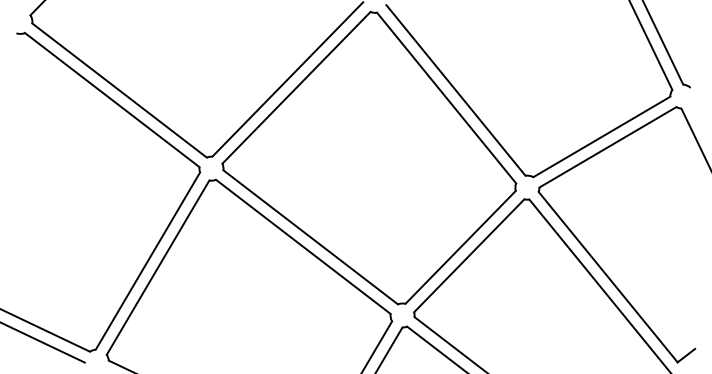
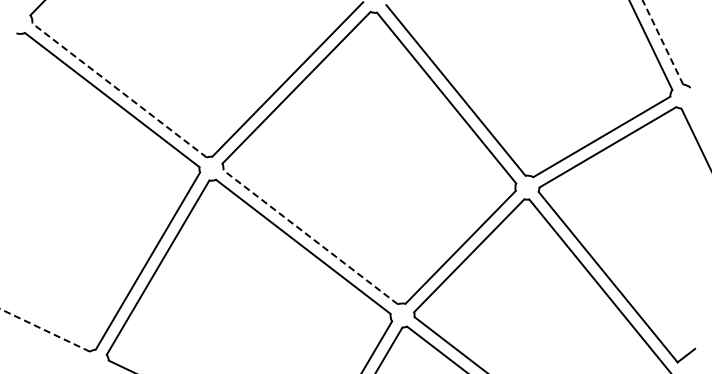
line: solid -> dashed (662, 42)
line: solid -> dashed (119, 90)
line: solid -> dashed (310, 237)
line: solid -> dashed (45, 330)
line: present -> none (43, 342)
